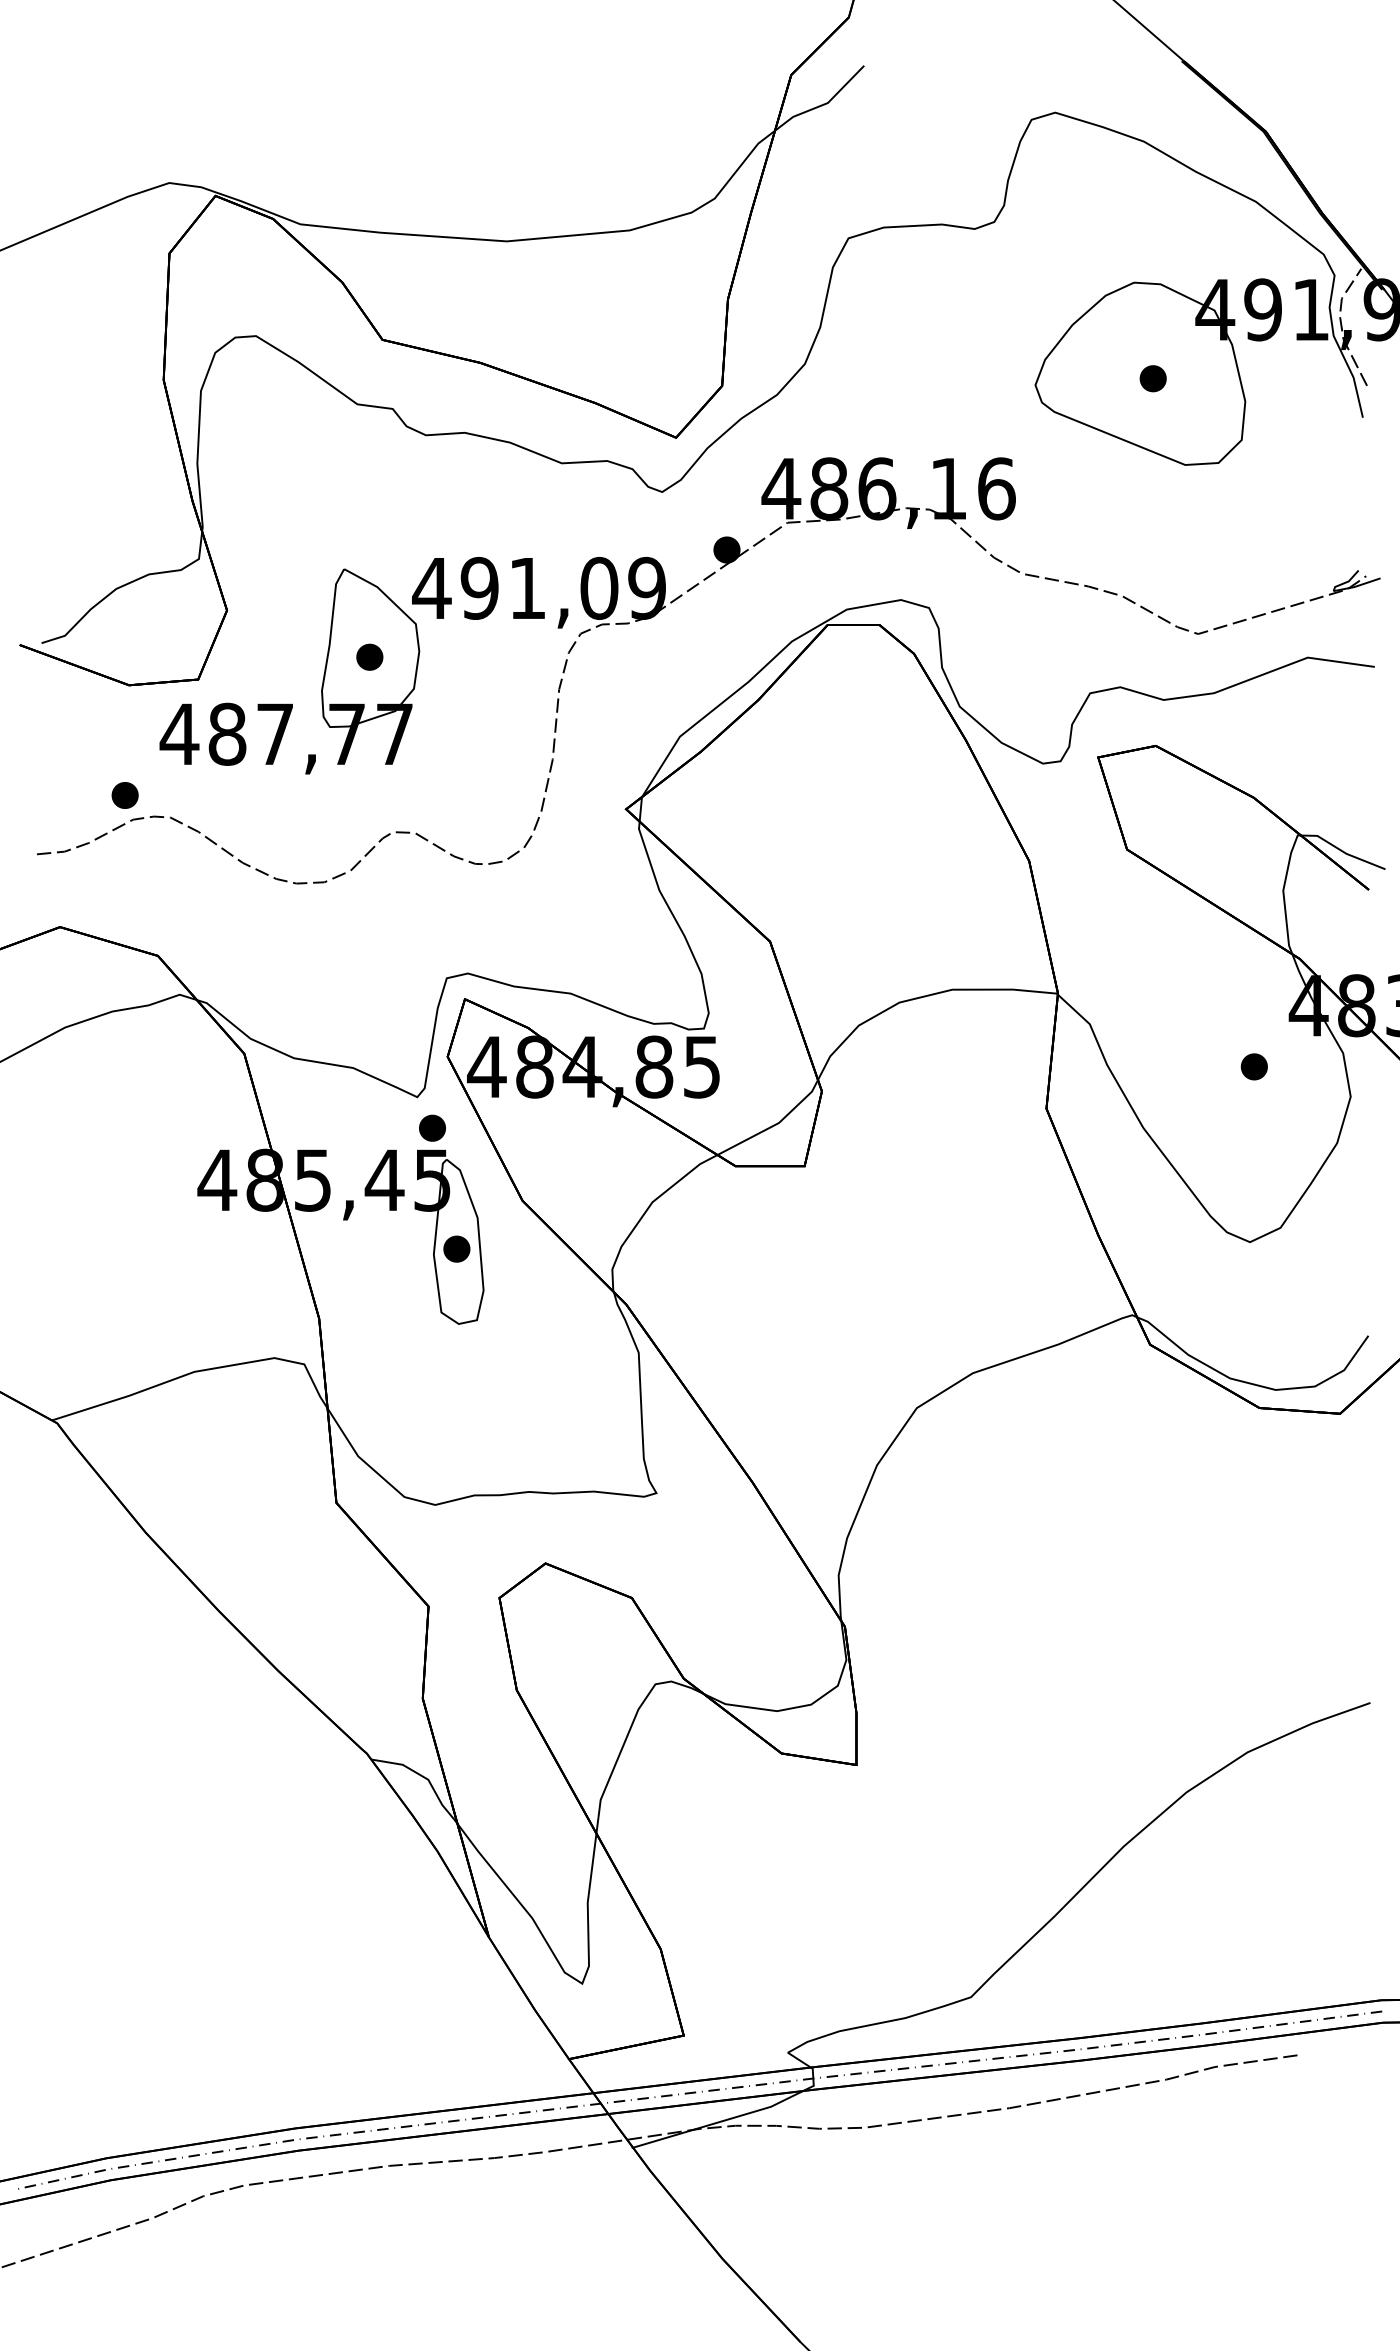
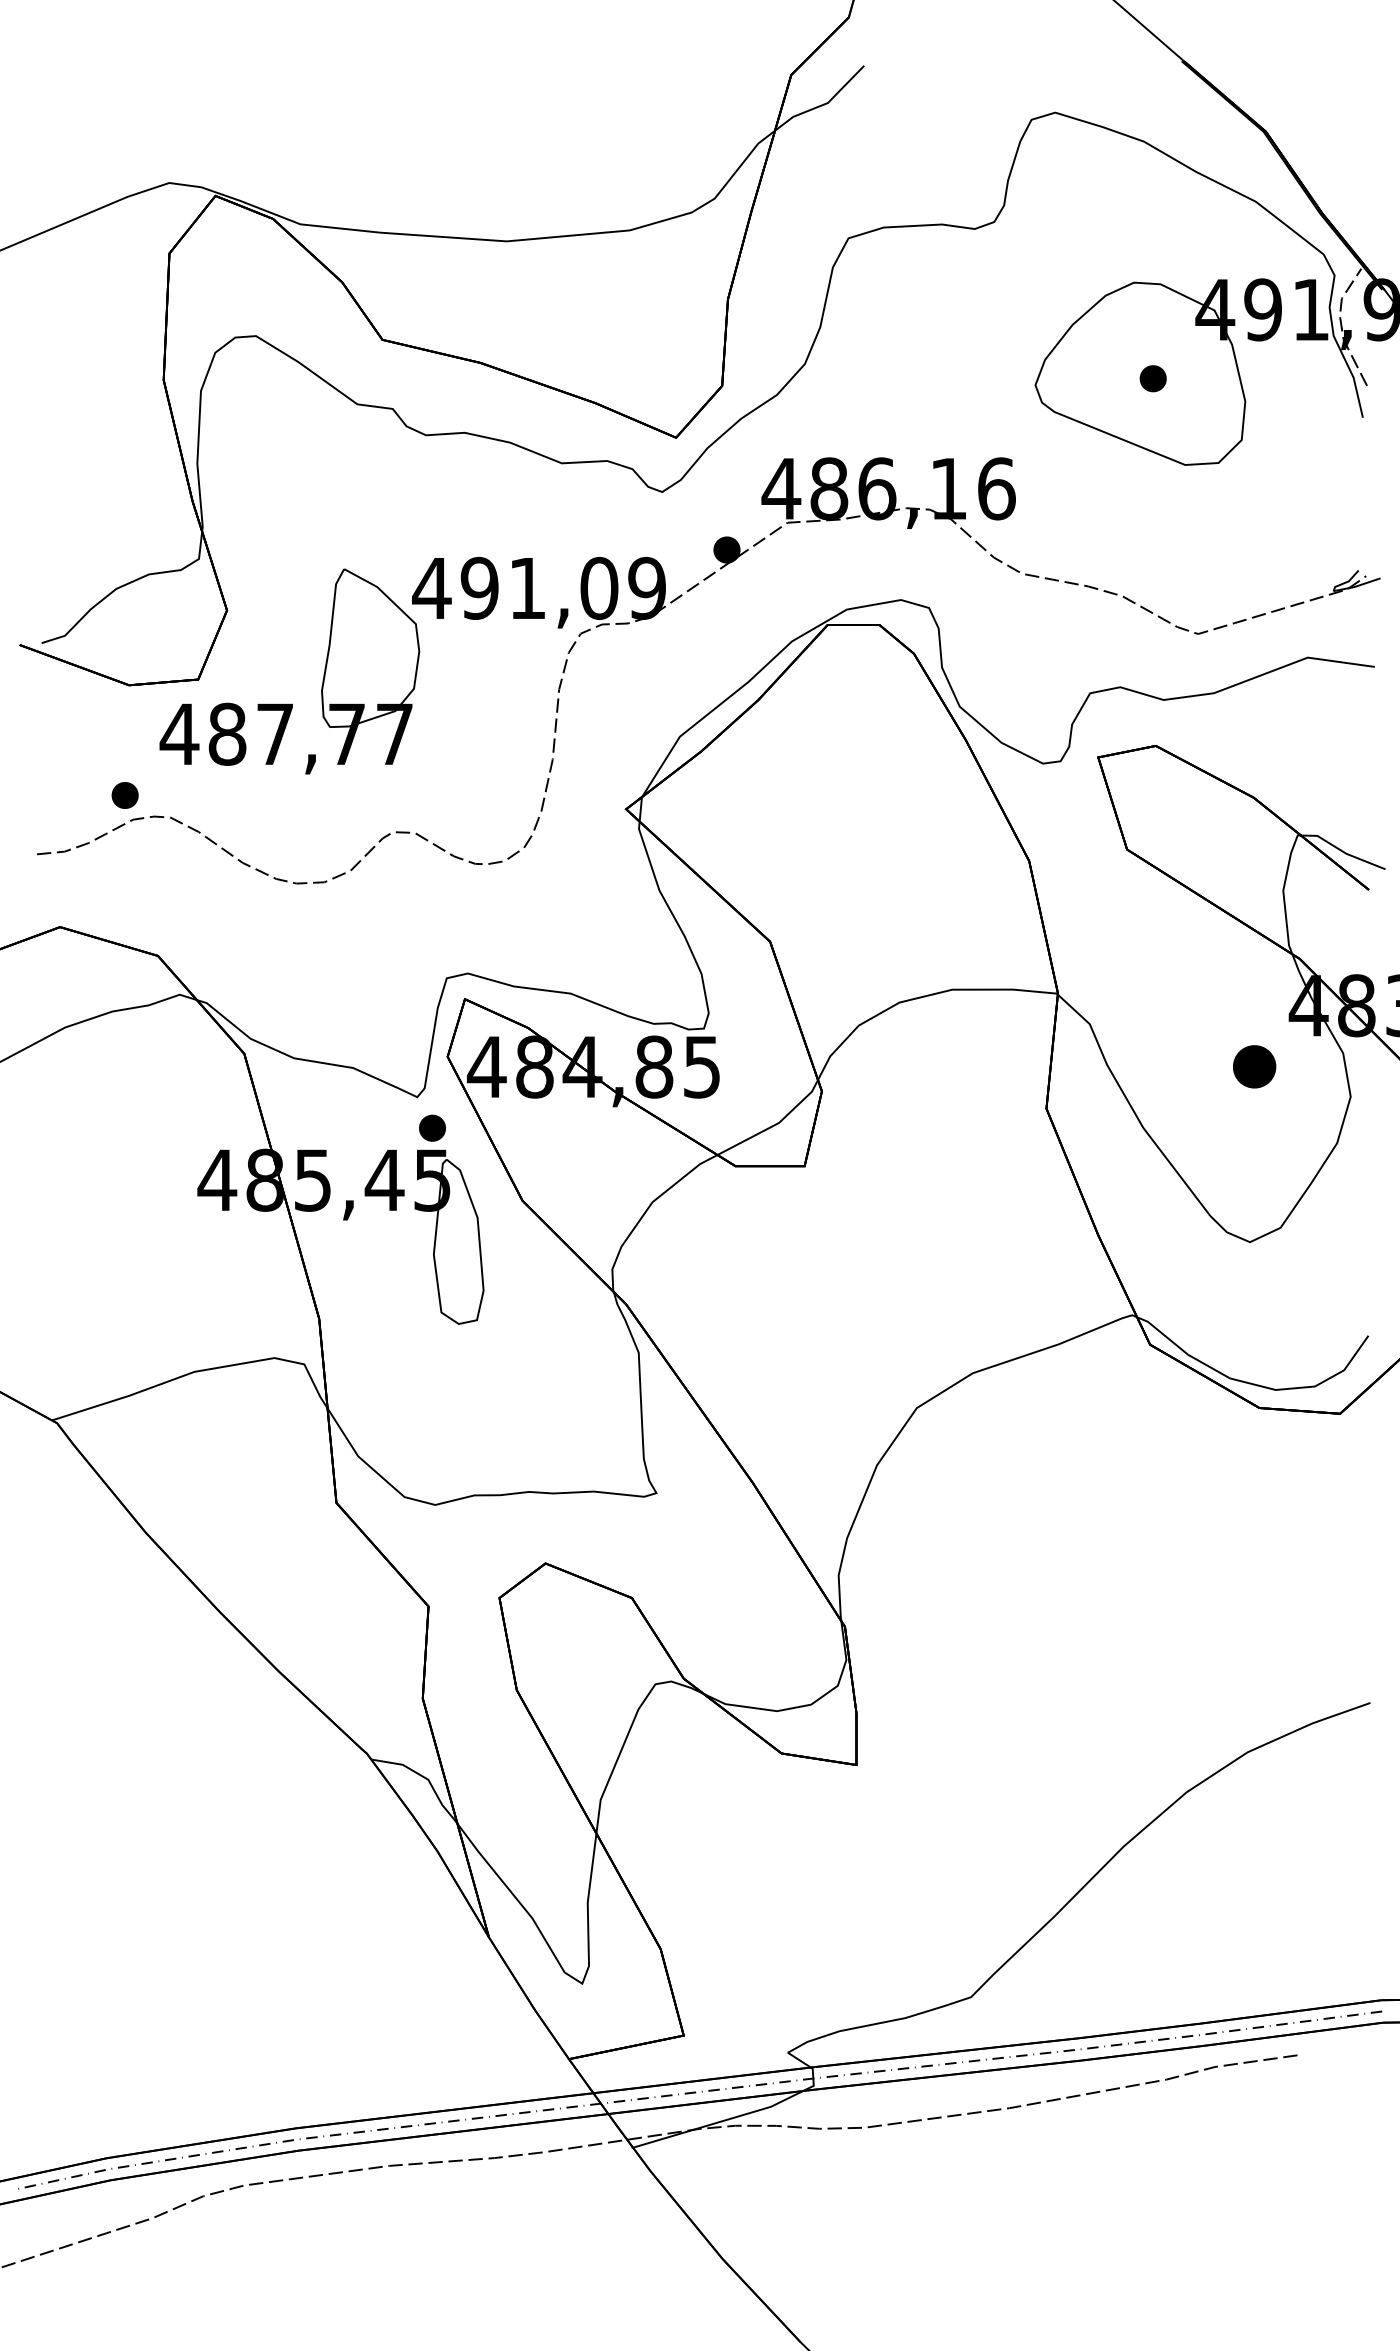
part: present -> none (369, 656)
part size: 28x28 px -> 44x44 px (1254, 1066)
part: present -> none (456, 1248)
